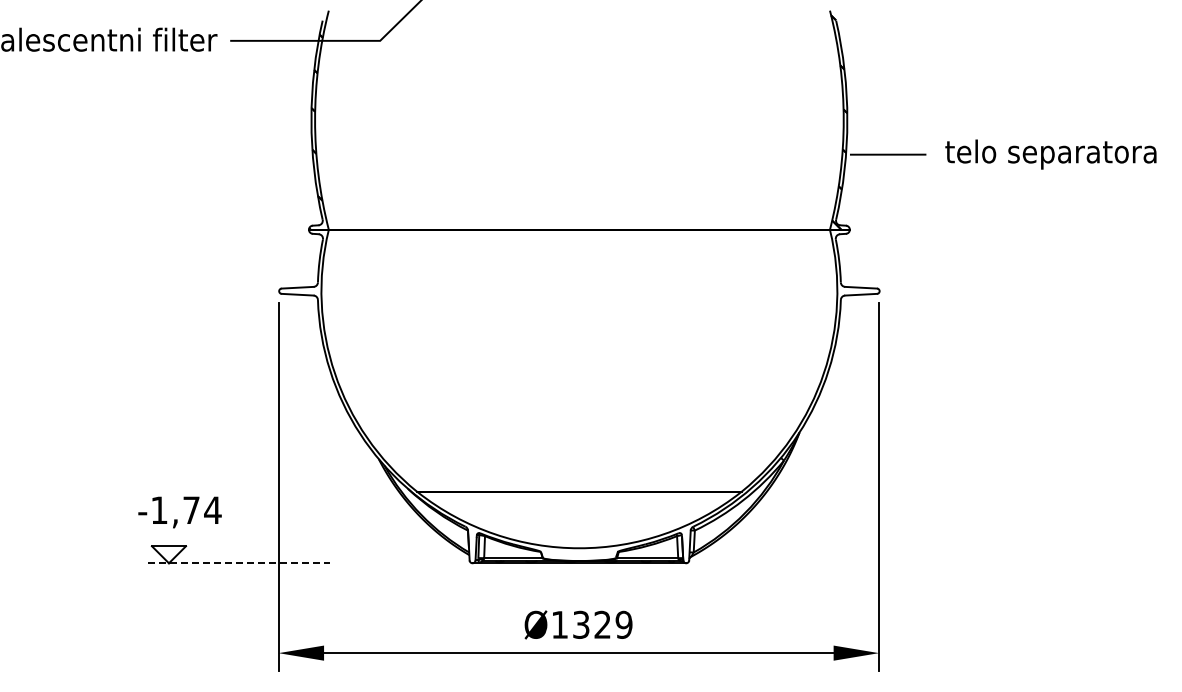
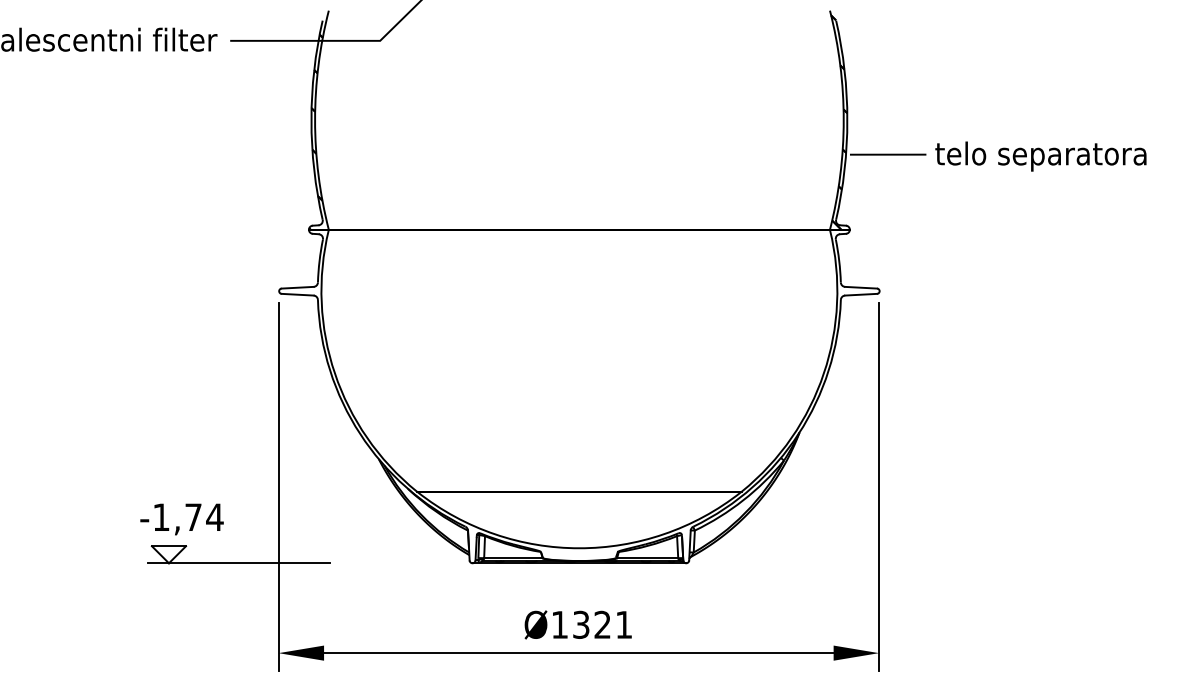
text position: (1050, 154) -> (1040, 156) (1040, 156)
text position: (179, 512) -> (181, 519) (181, 519)
line: dashed -> solid (238, 563)
text: Ø1329 -> Ø1321 (623, 624)
